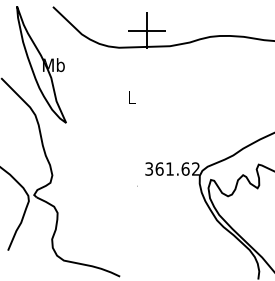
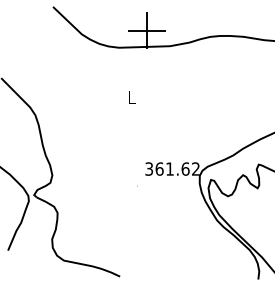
part: present -> none (41, 64)
